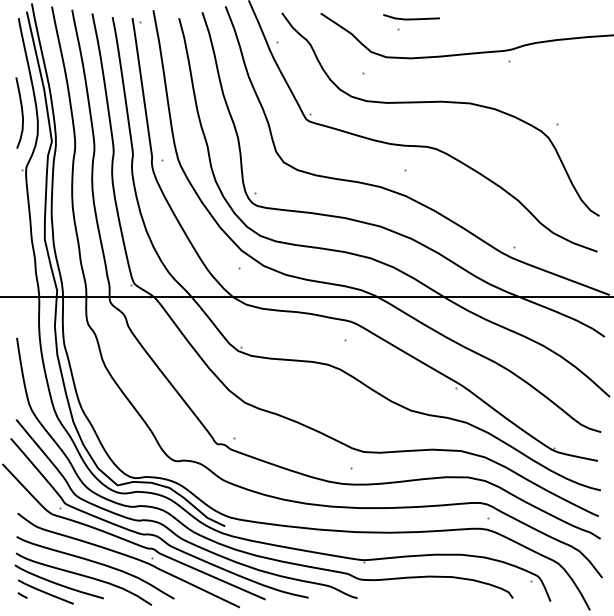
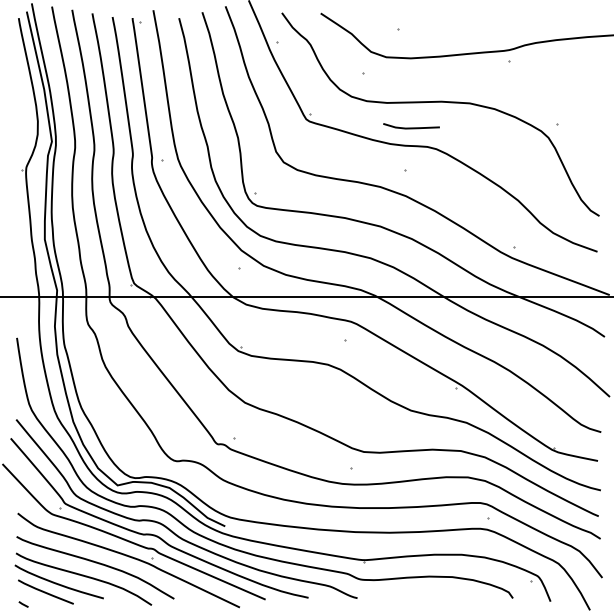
line position: (411, 18) -> (411, 127) (411, 127)
curve: present -> none (21, 112)
line position: (22, 595) -> (23, 604) (23, 604)
